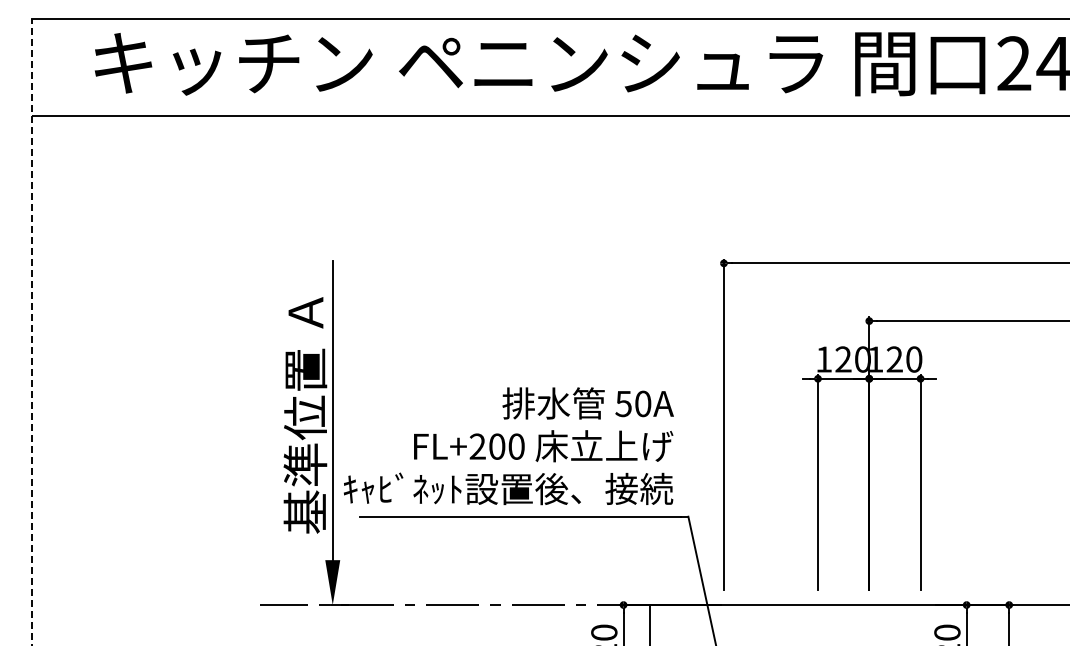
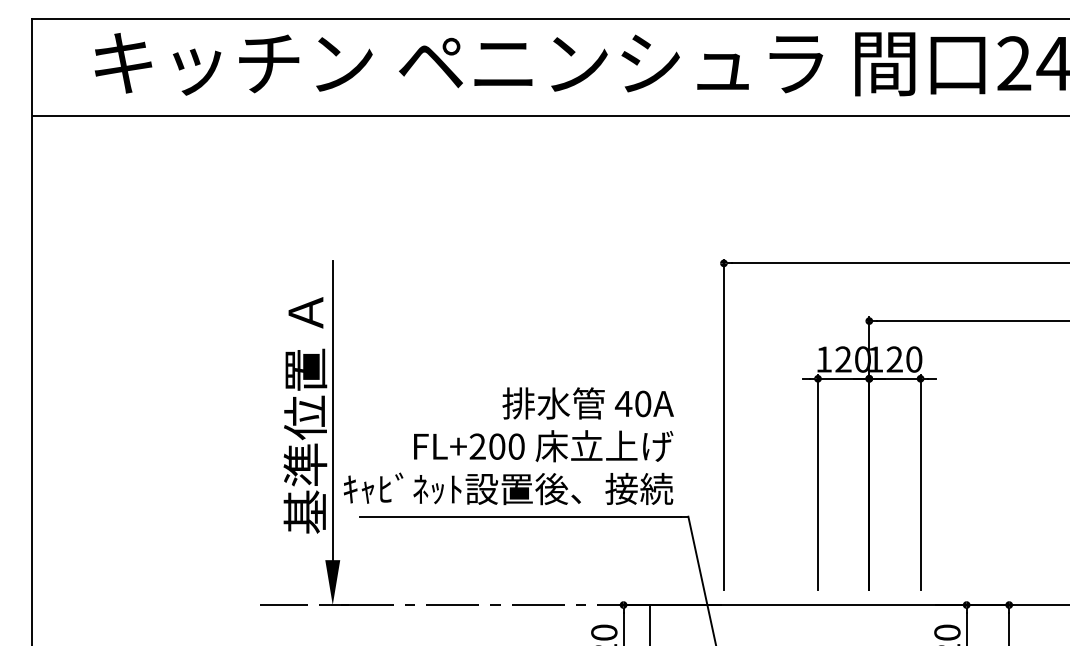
line: dashed -> solid (32, 332)
text: 50A -> 40A (623, 404)
